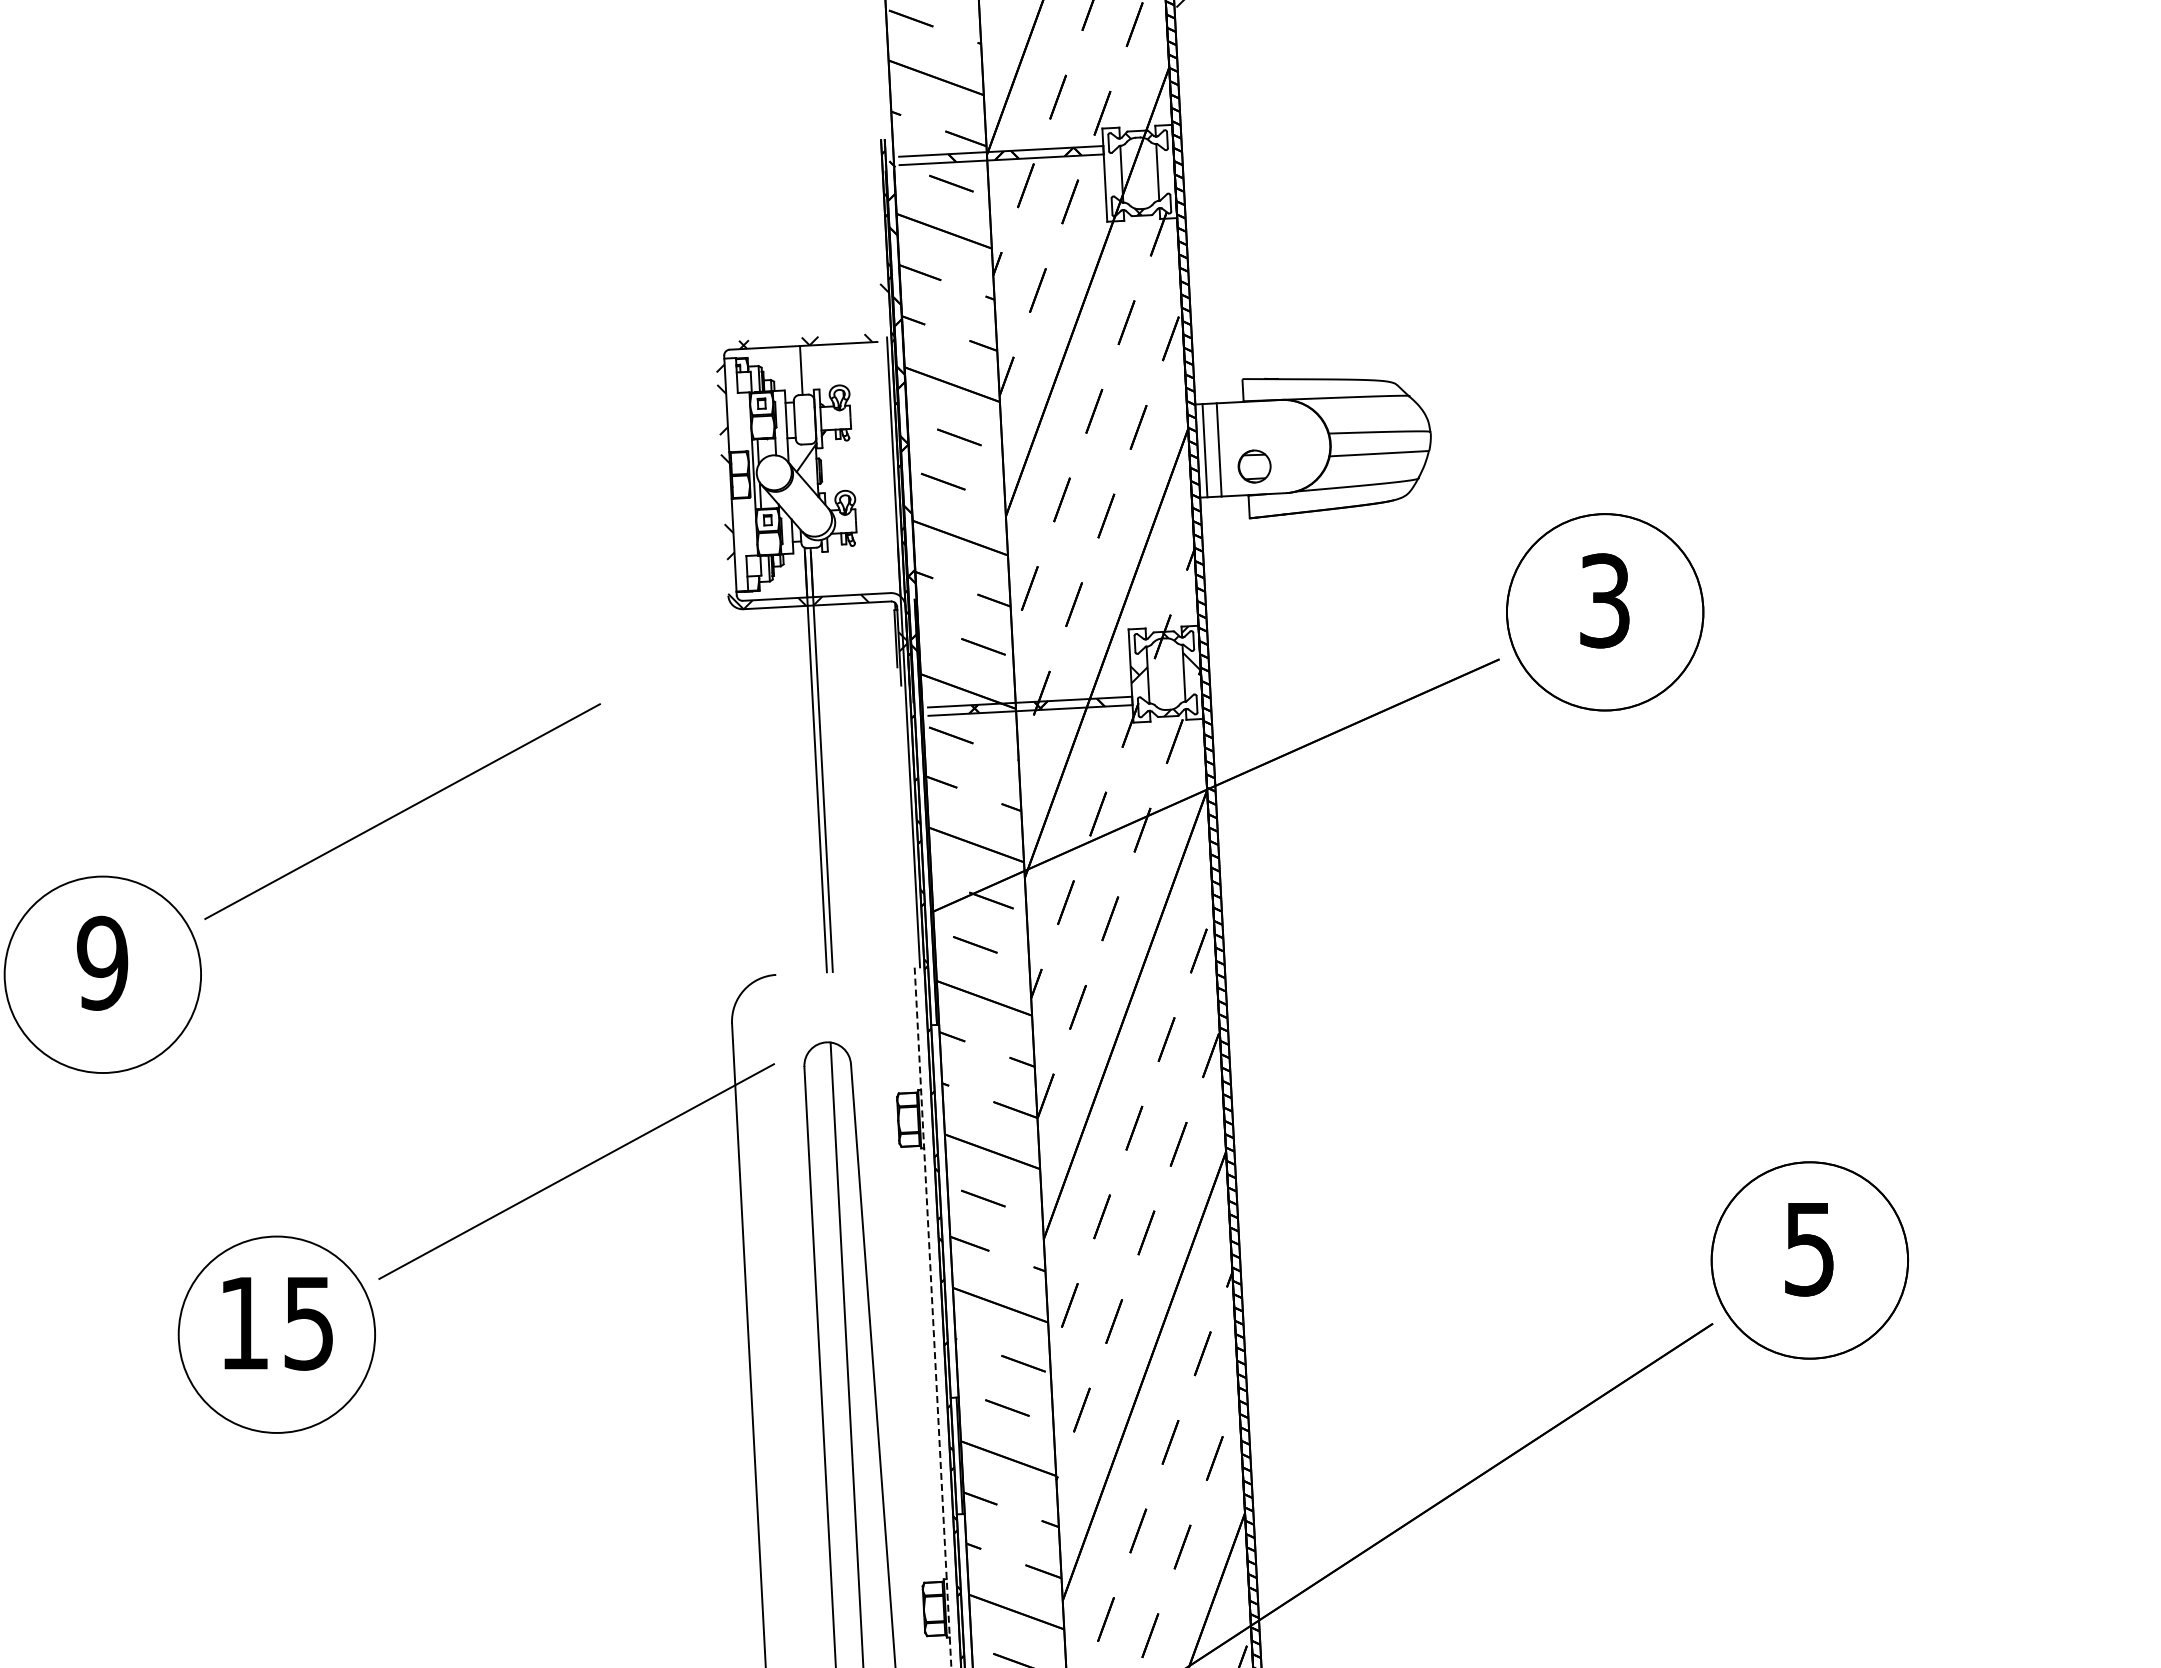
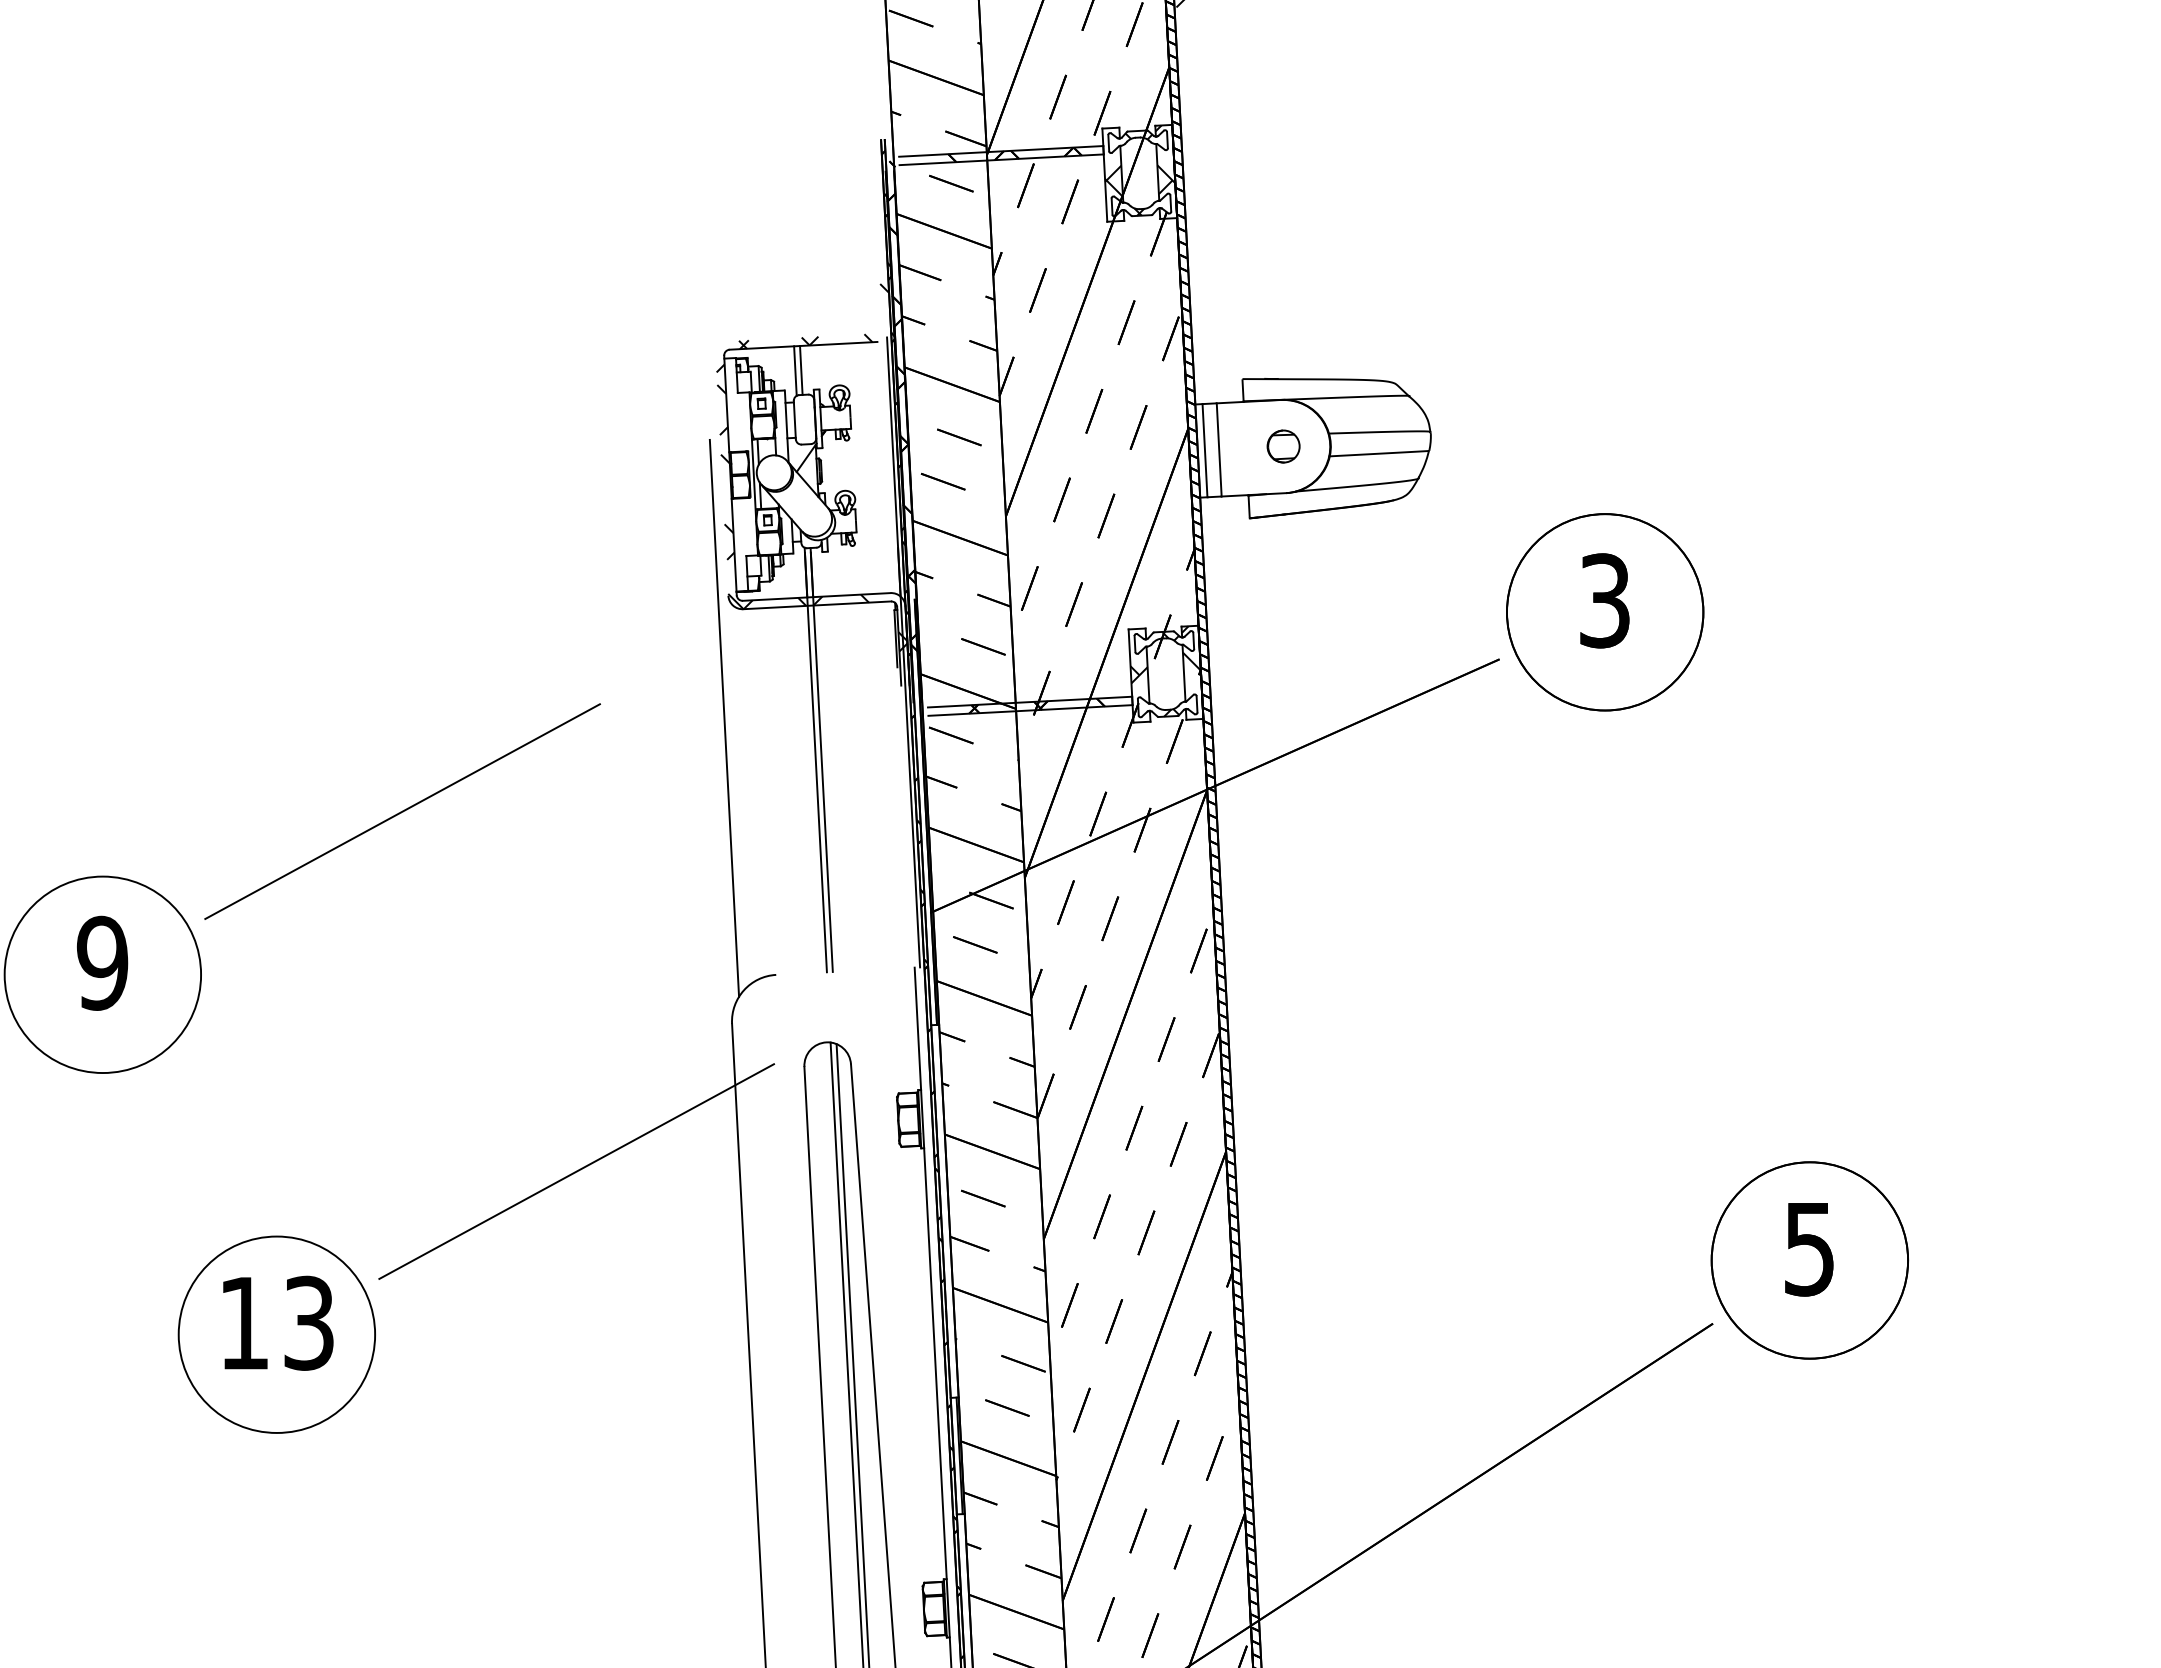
hatch: none -> present (1165, 159)
hatch: none -> present (1113, 180)
line: none -> present (795, 370)
part position: (1254, 466) -> (1283, 446) (1283, 446)
line: none -> present (724, 717)
line: dashed -> solid (933, 1317)
text: 15 -> 13 (308, 1322)
line: none -> present (852, 1354)
